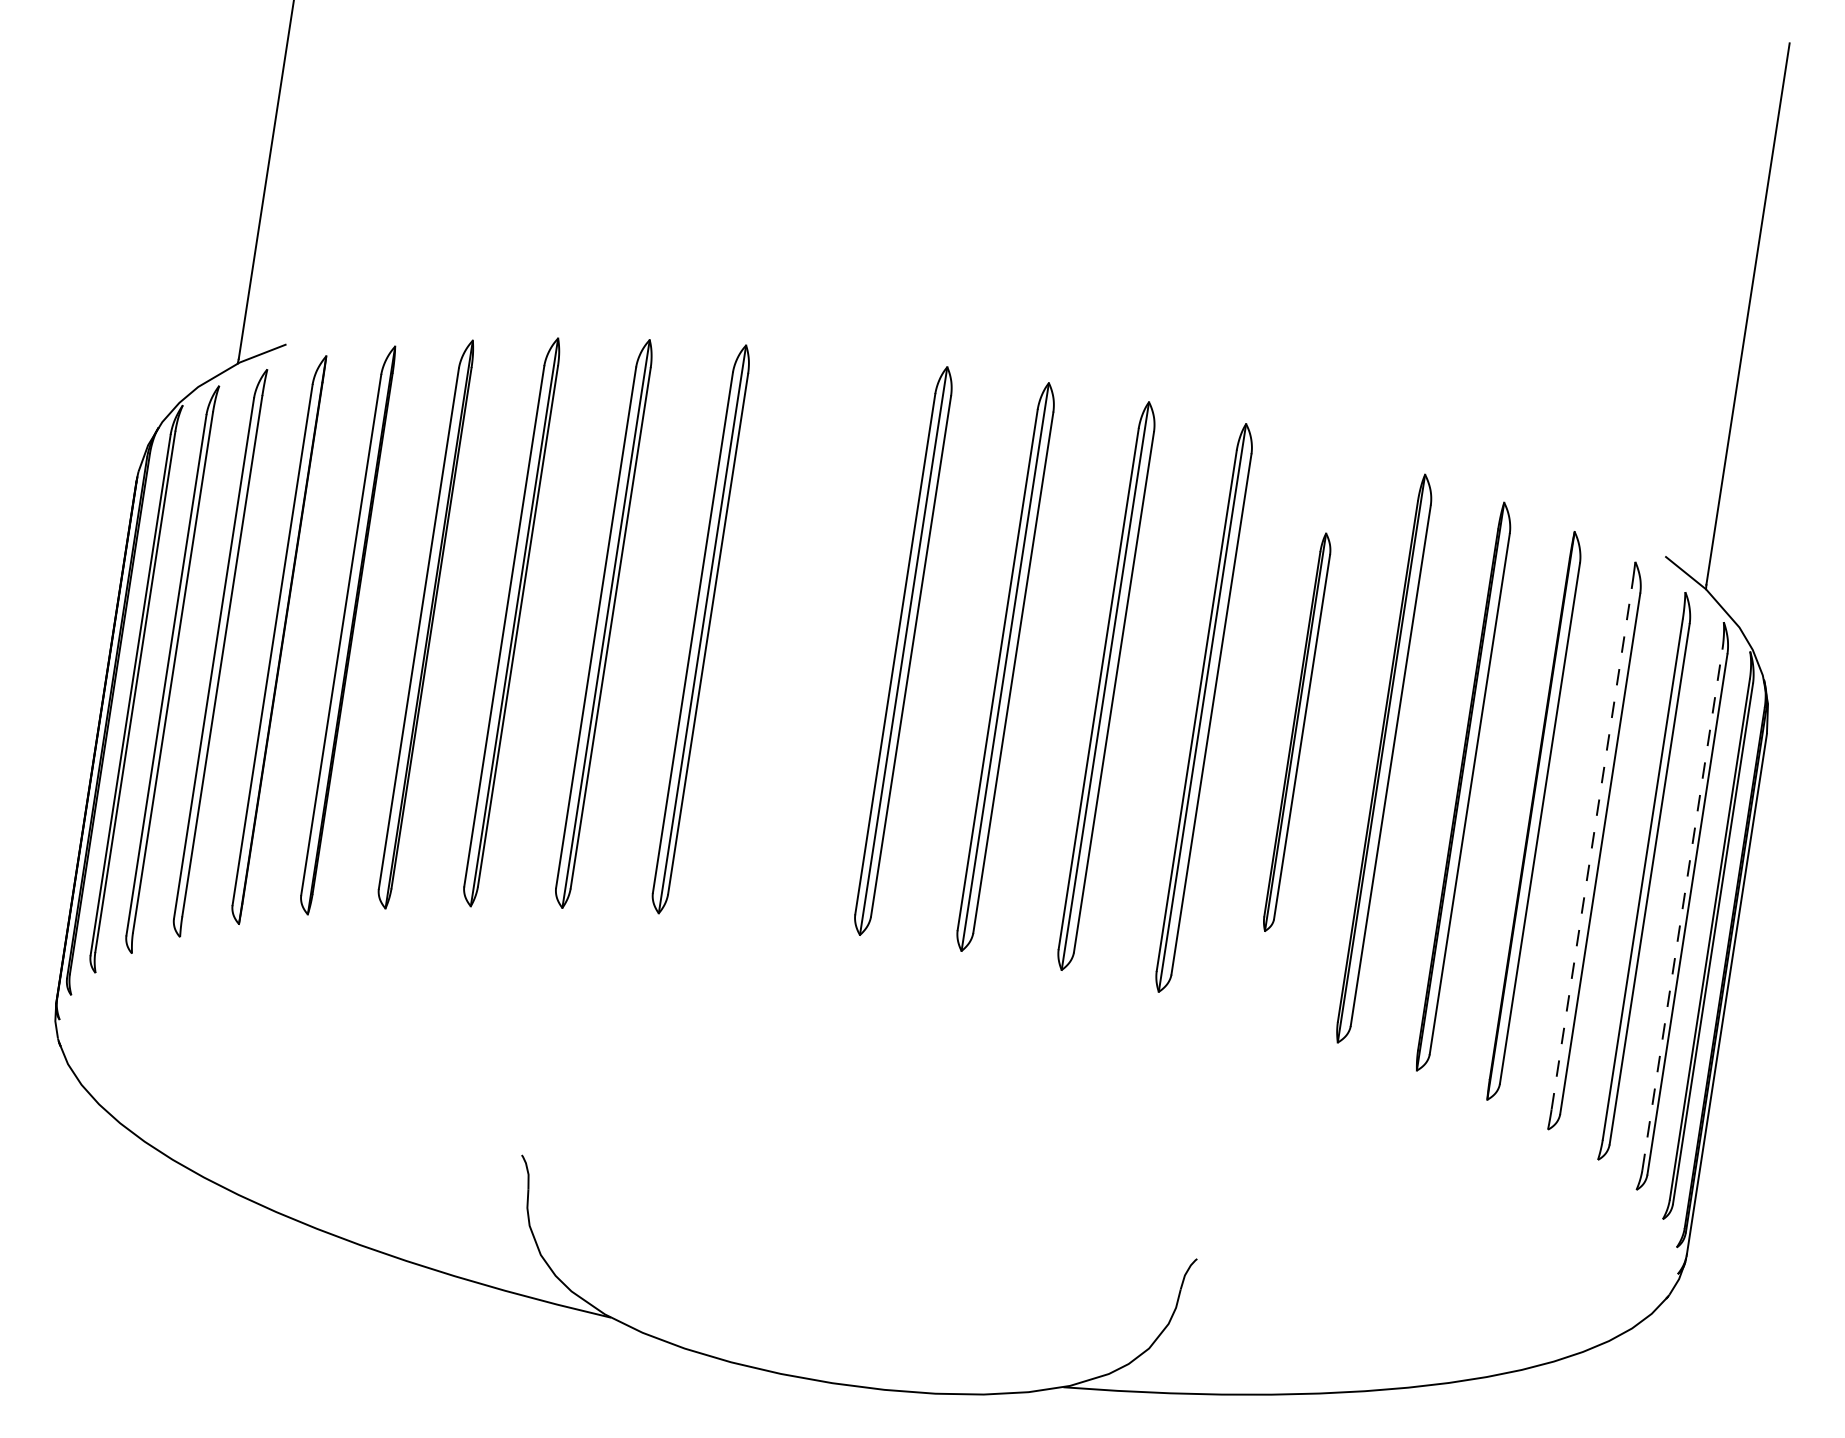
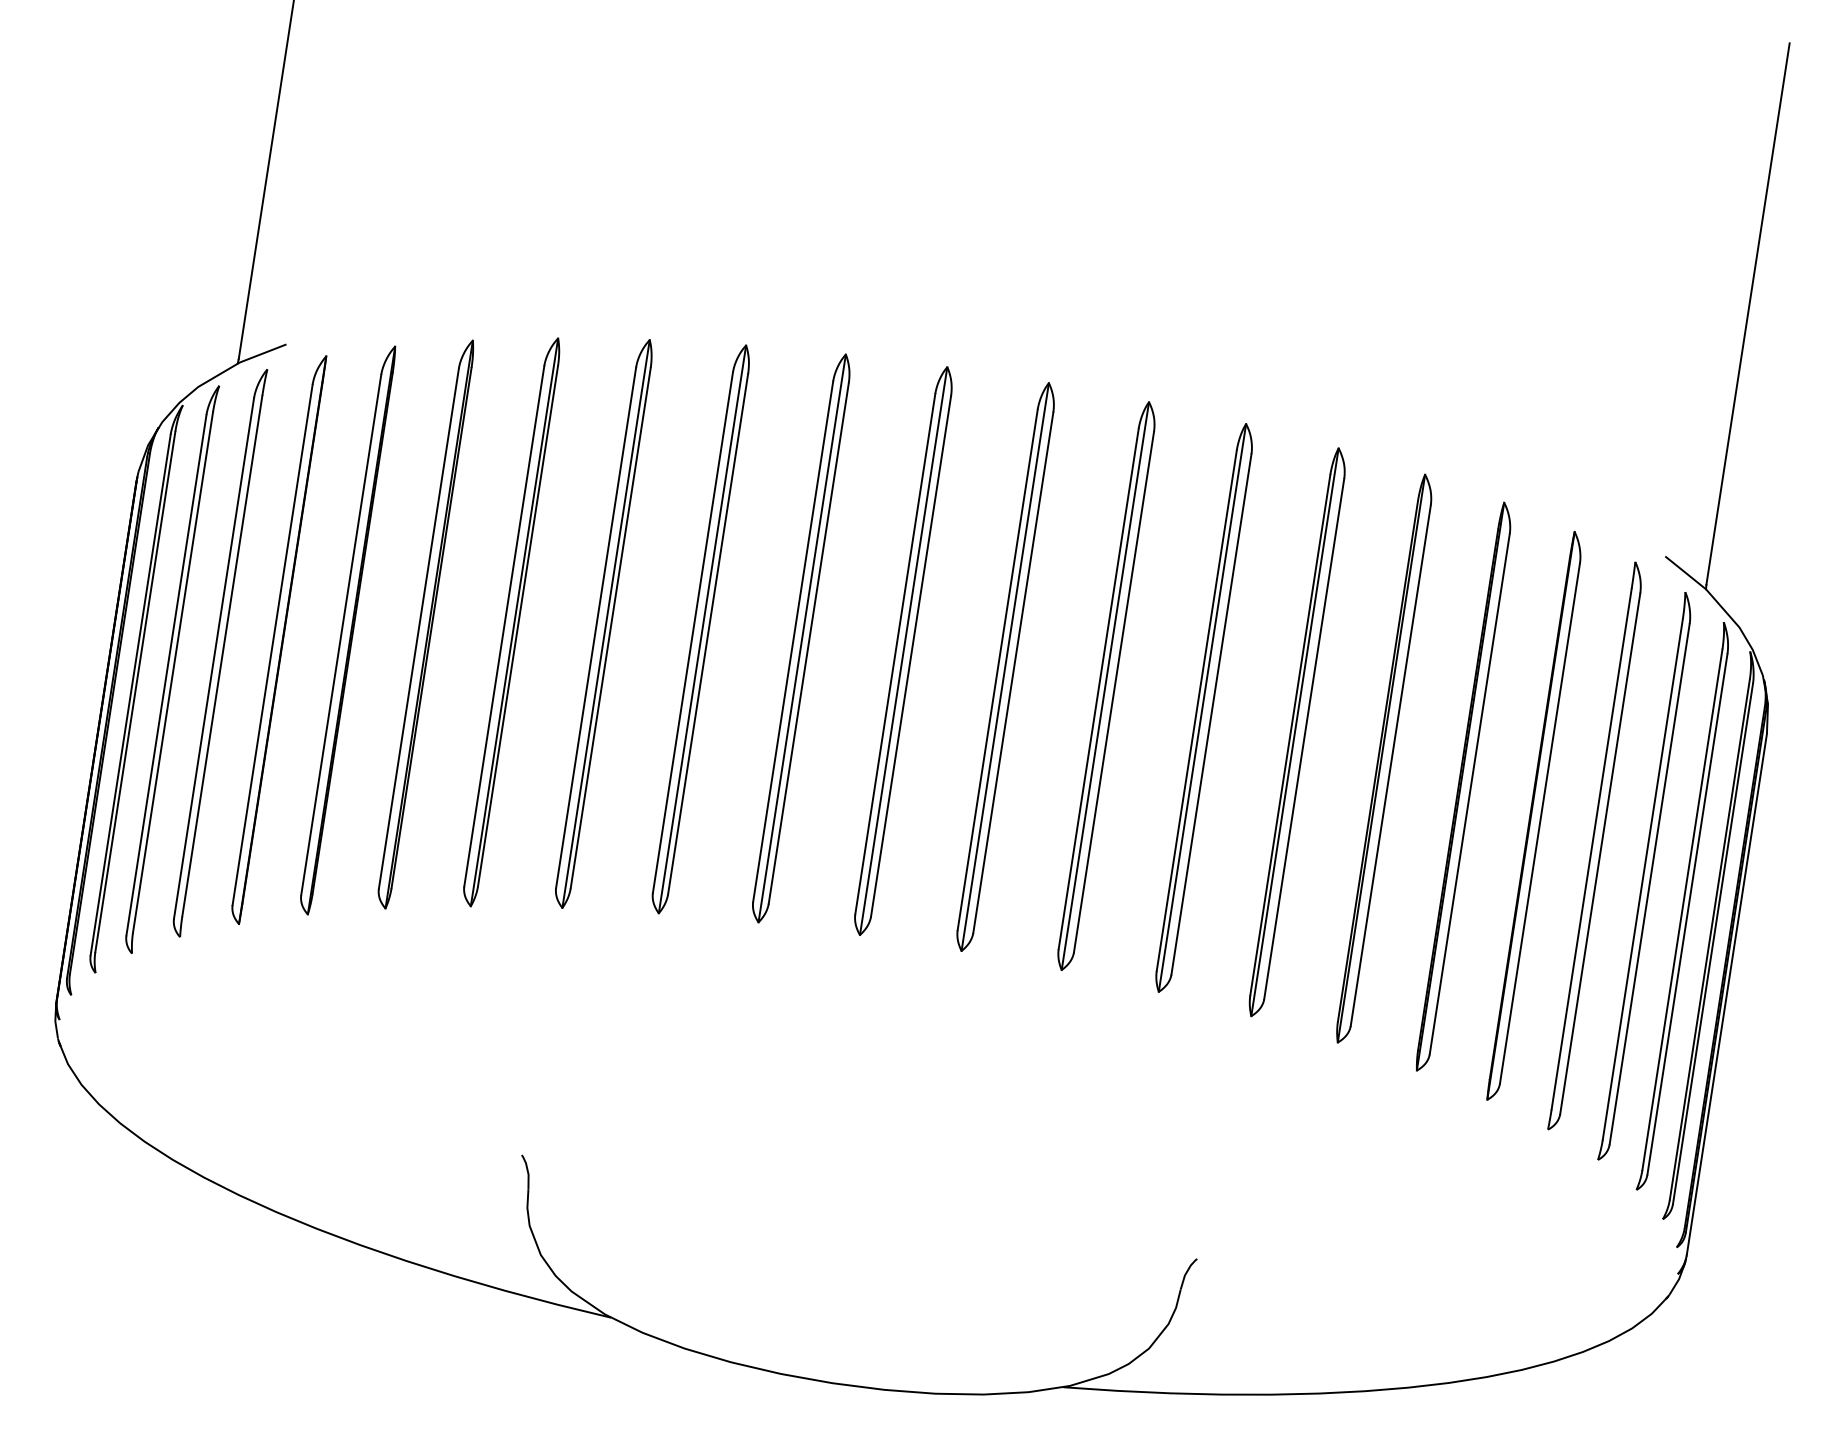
part: none -> present (801, 638)
part size: 69x400 px -> 98x571 px (1296, 732)
line: dashed -> solid (1591, 848)
line: dashed -> solid (1682, 909)
